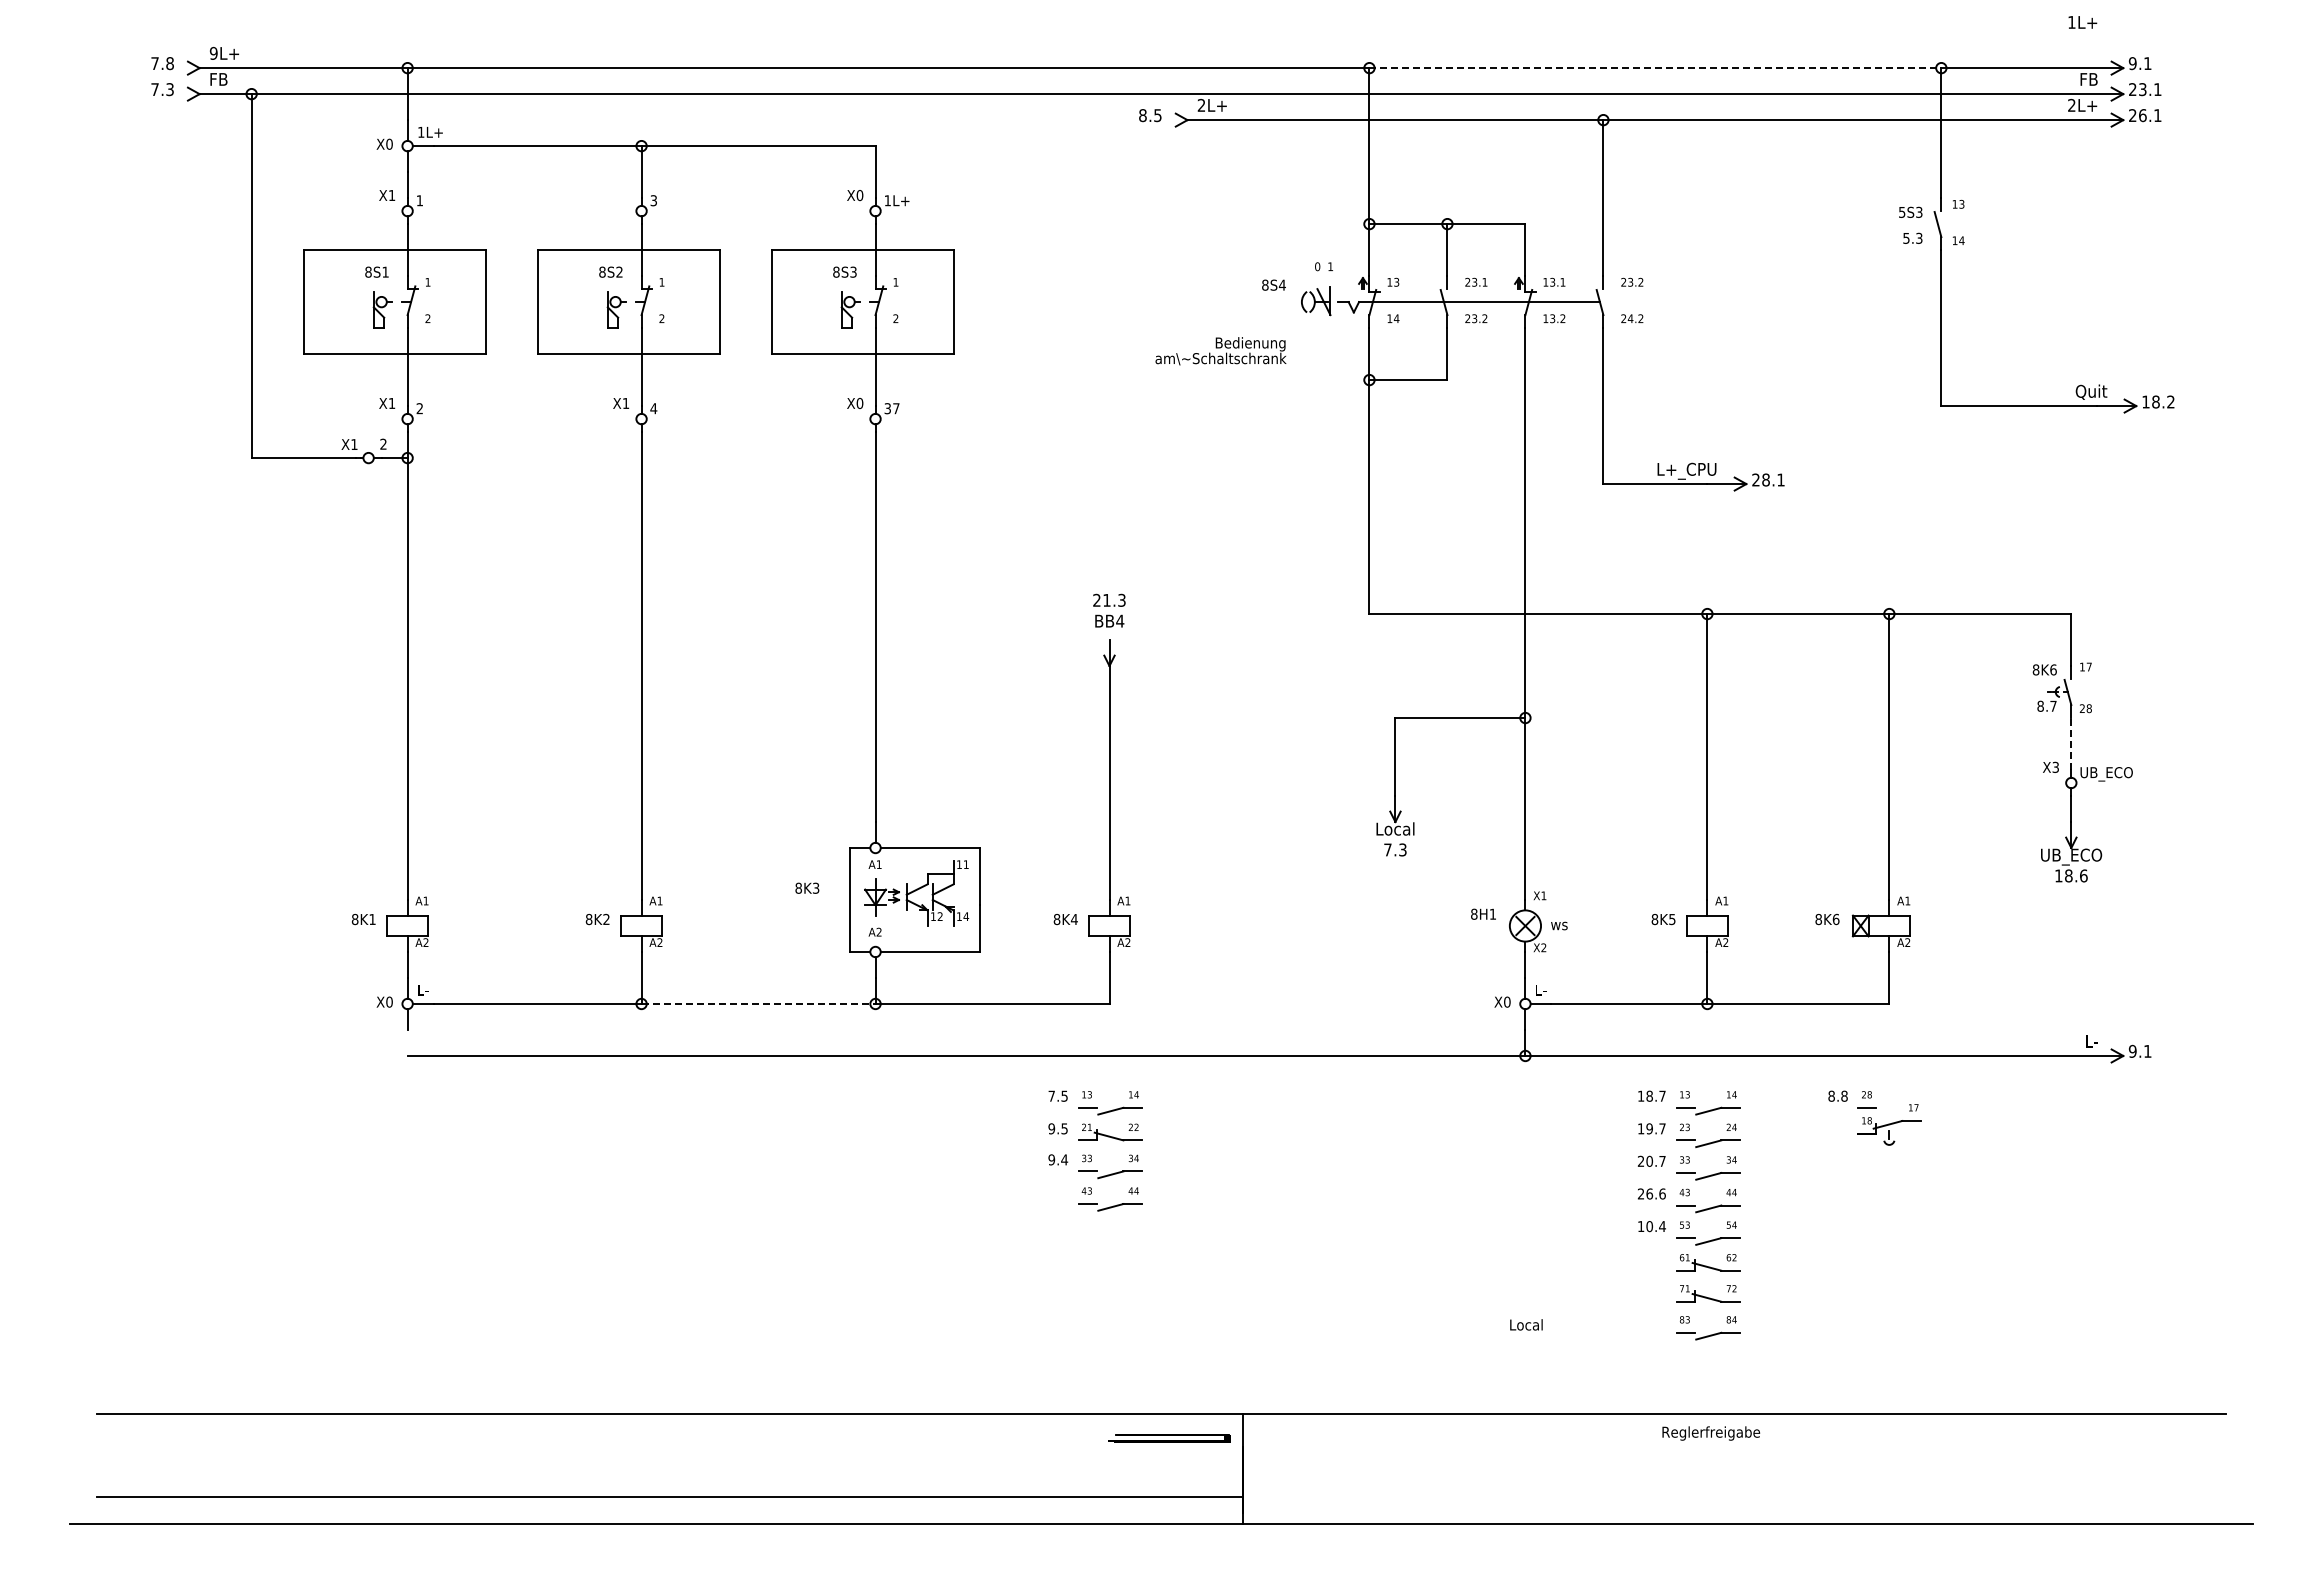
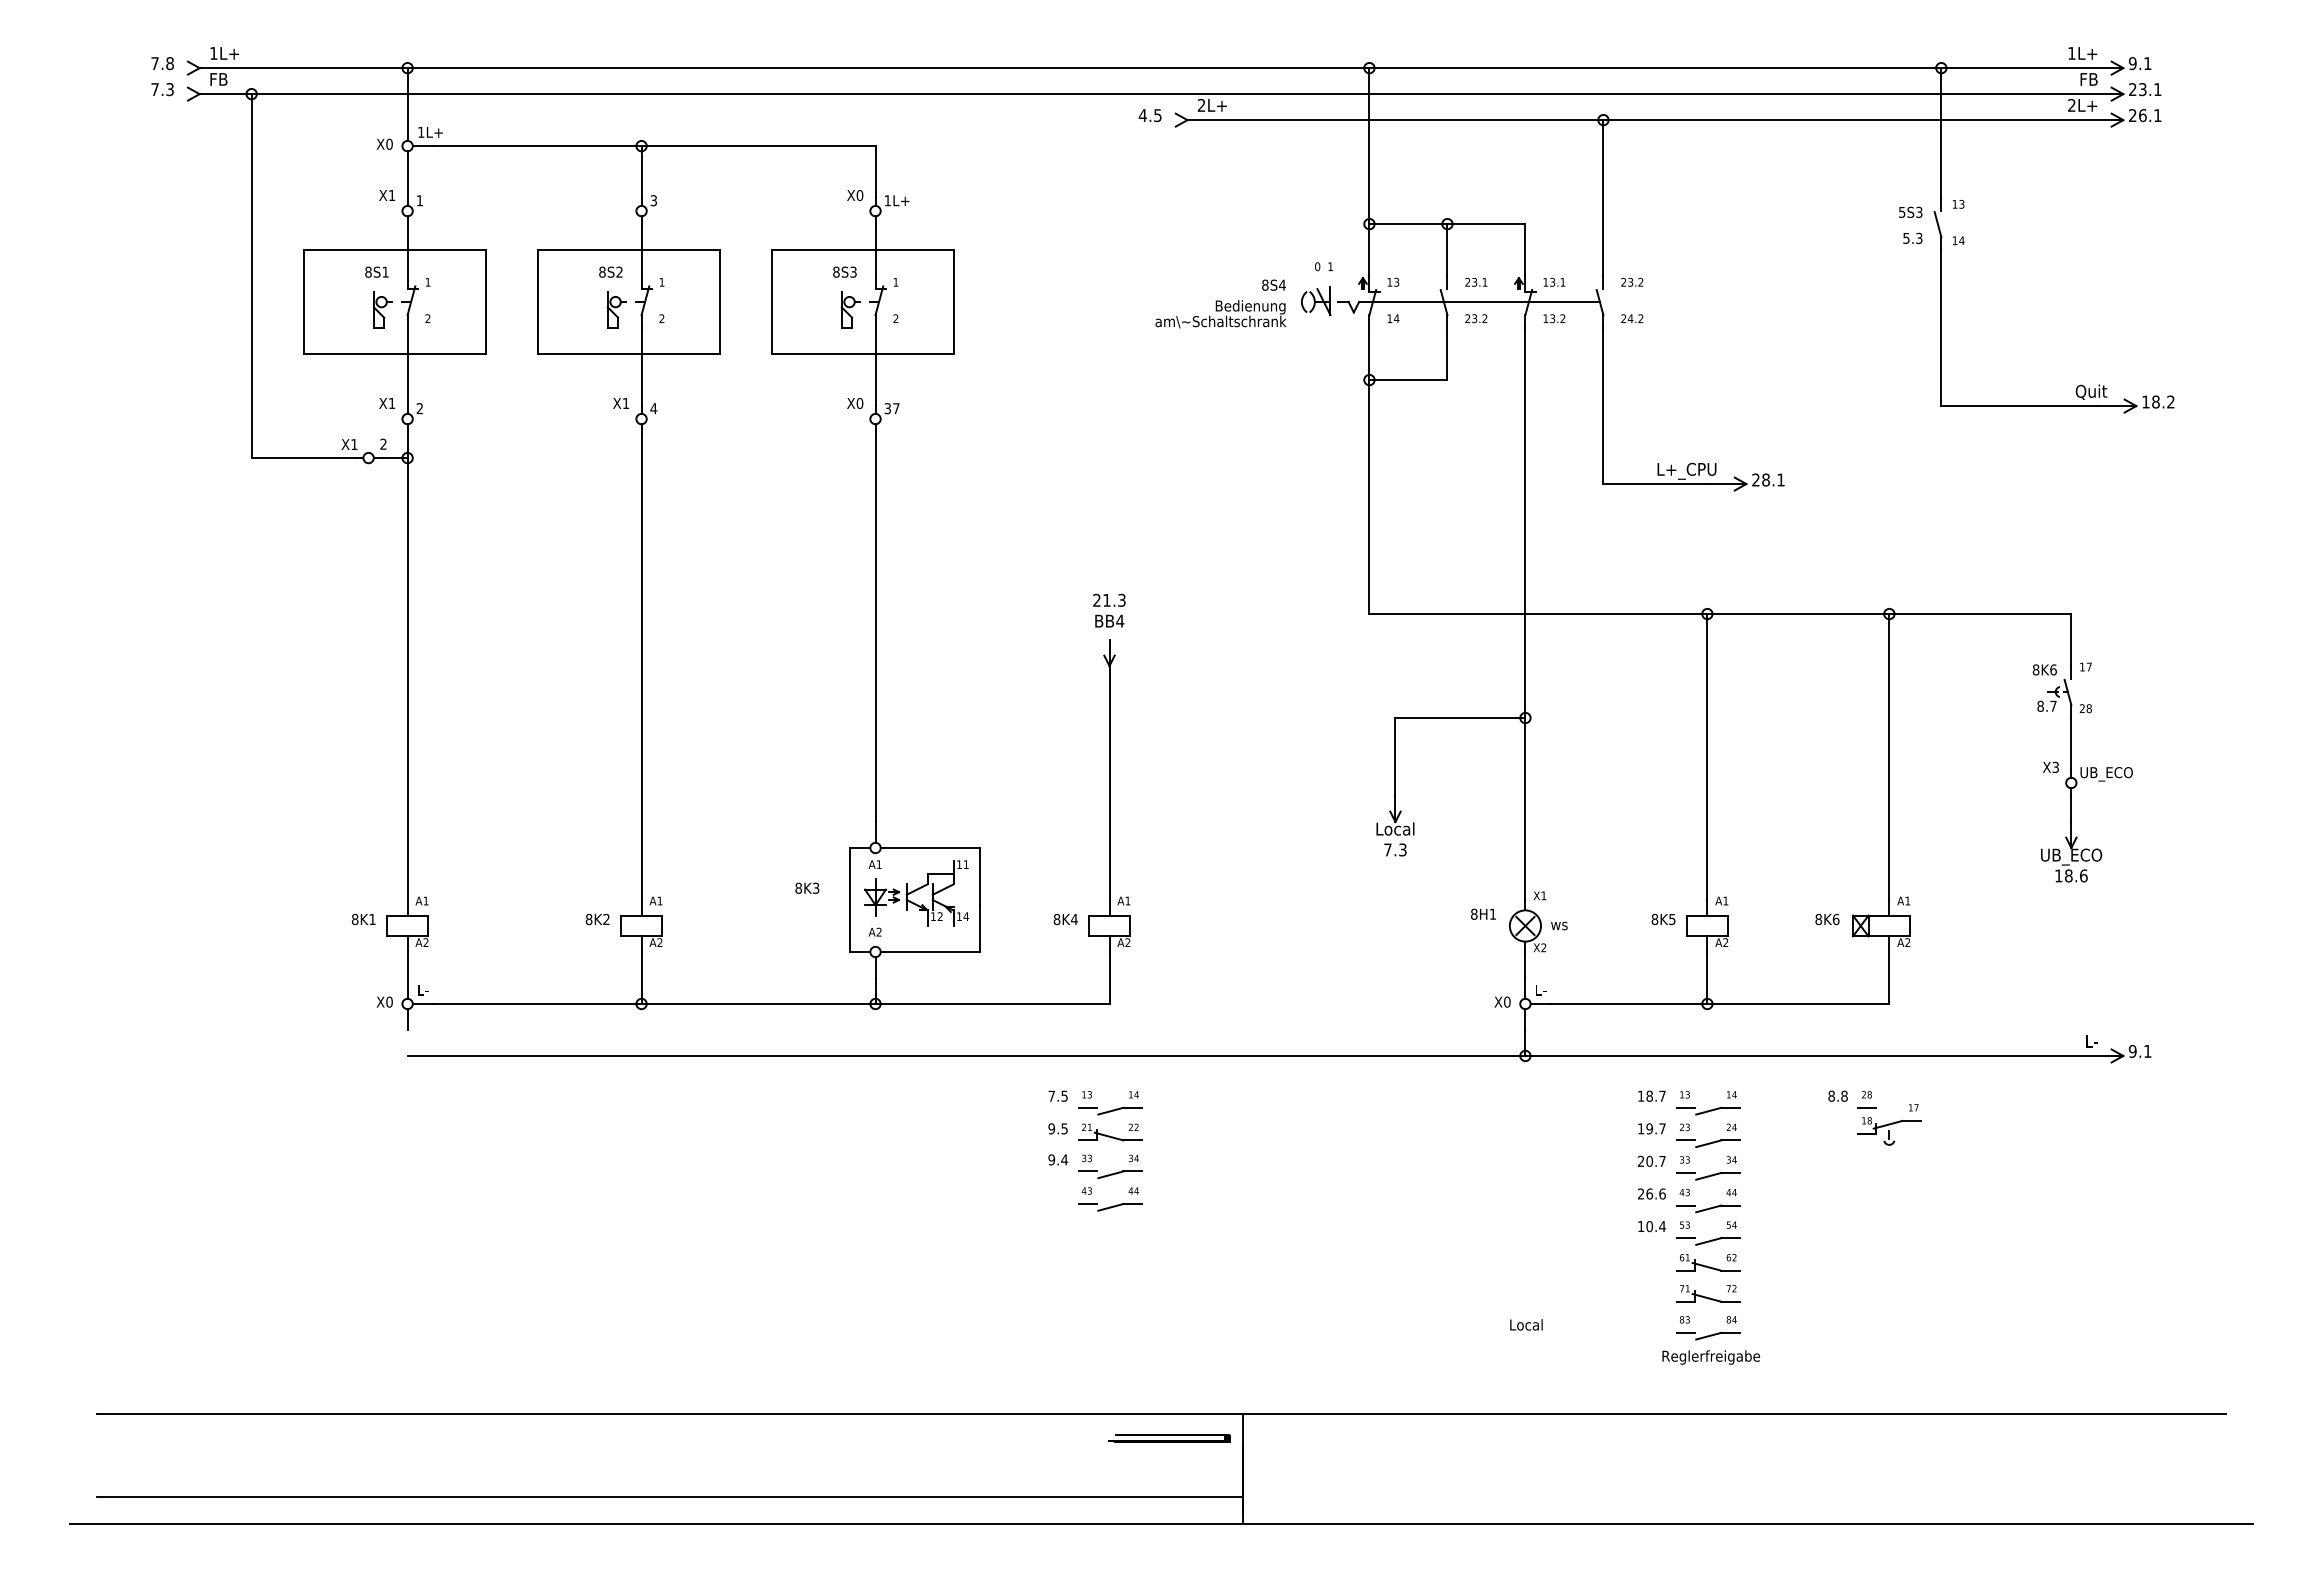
text position: (2082, 22) -> (2082, 53) (2082, 53)
text: 9L+ -> 1L+ (213, 52)
line: dashed -> solid (1655, 68)
text: 8.5 -> 4.5 (1142, 115)
text position: (1220, 351) -> (1220, 314) (1220, 314)
line: dashed -> solid (2071, 744)
line: dashed -> solid (758, 1003)
text position: (1711, 1433) -> (1711, 1357) (1711, 1357)
